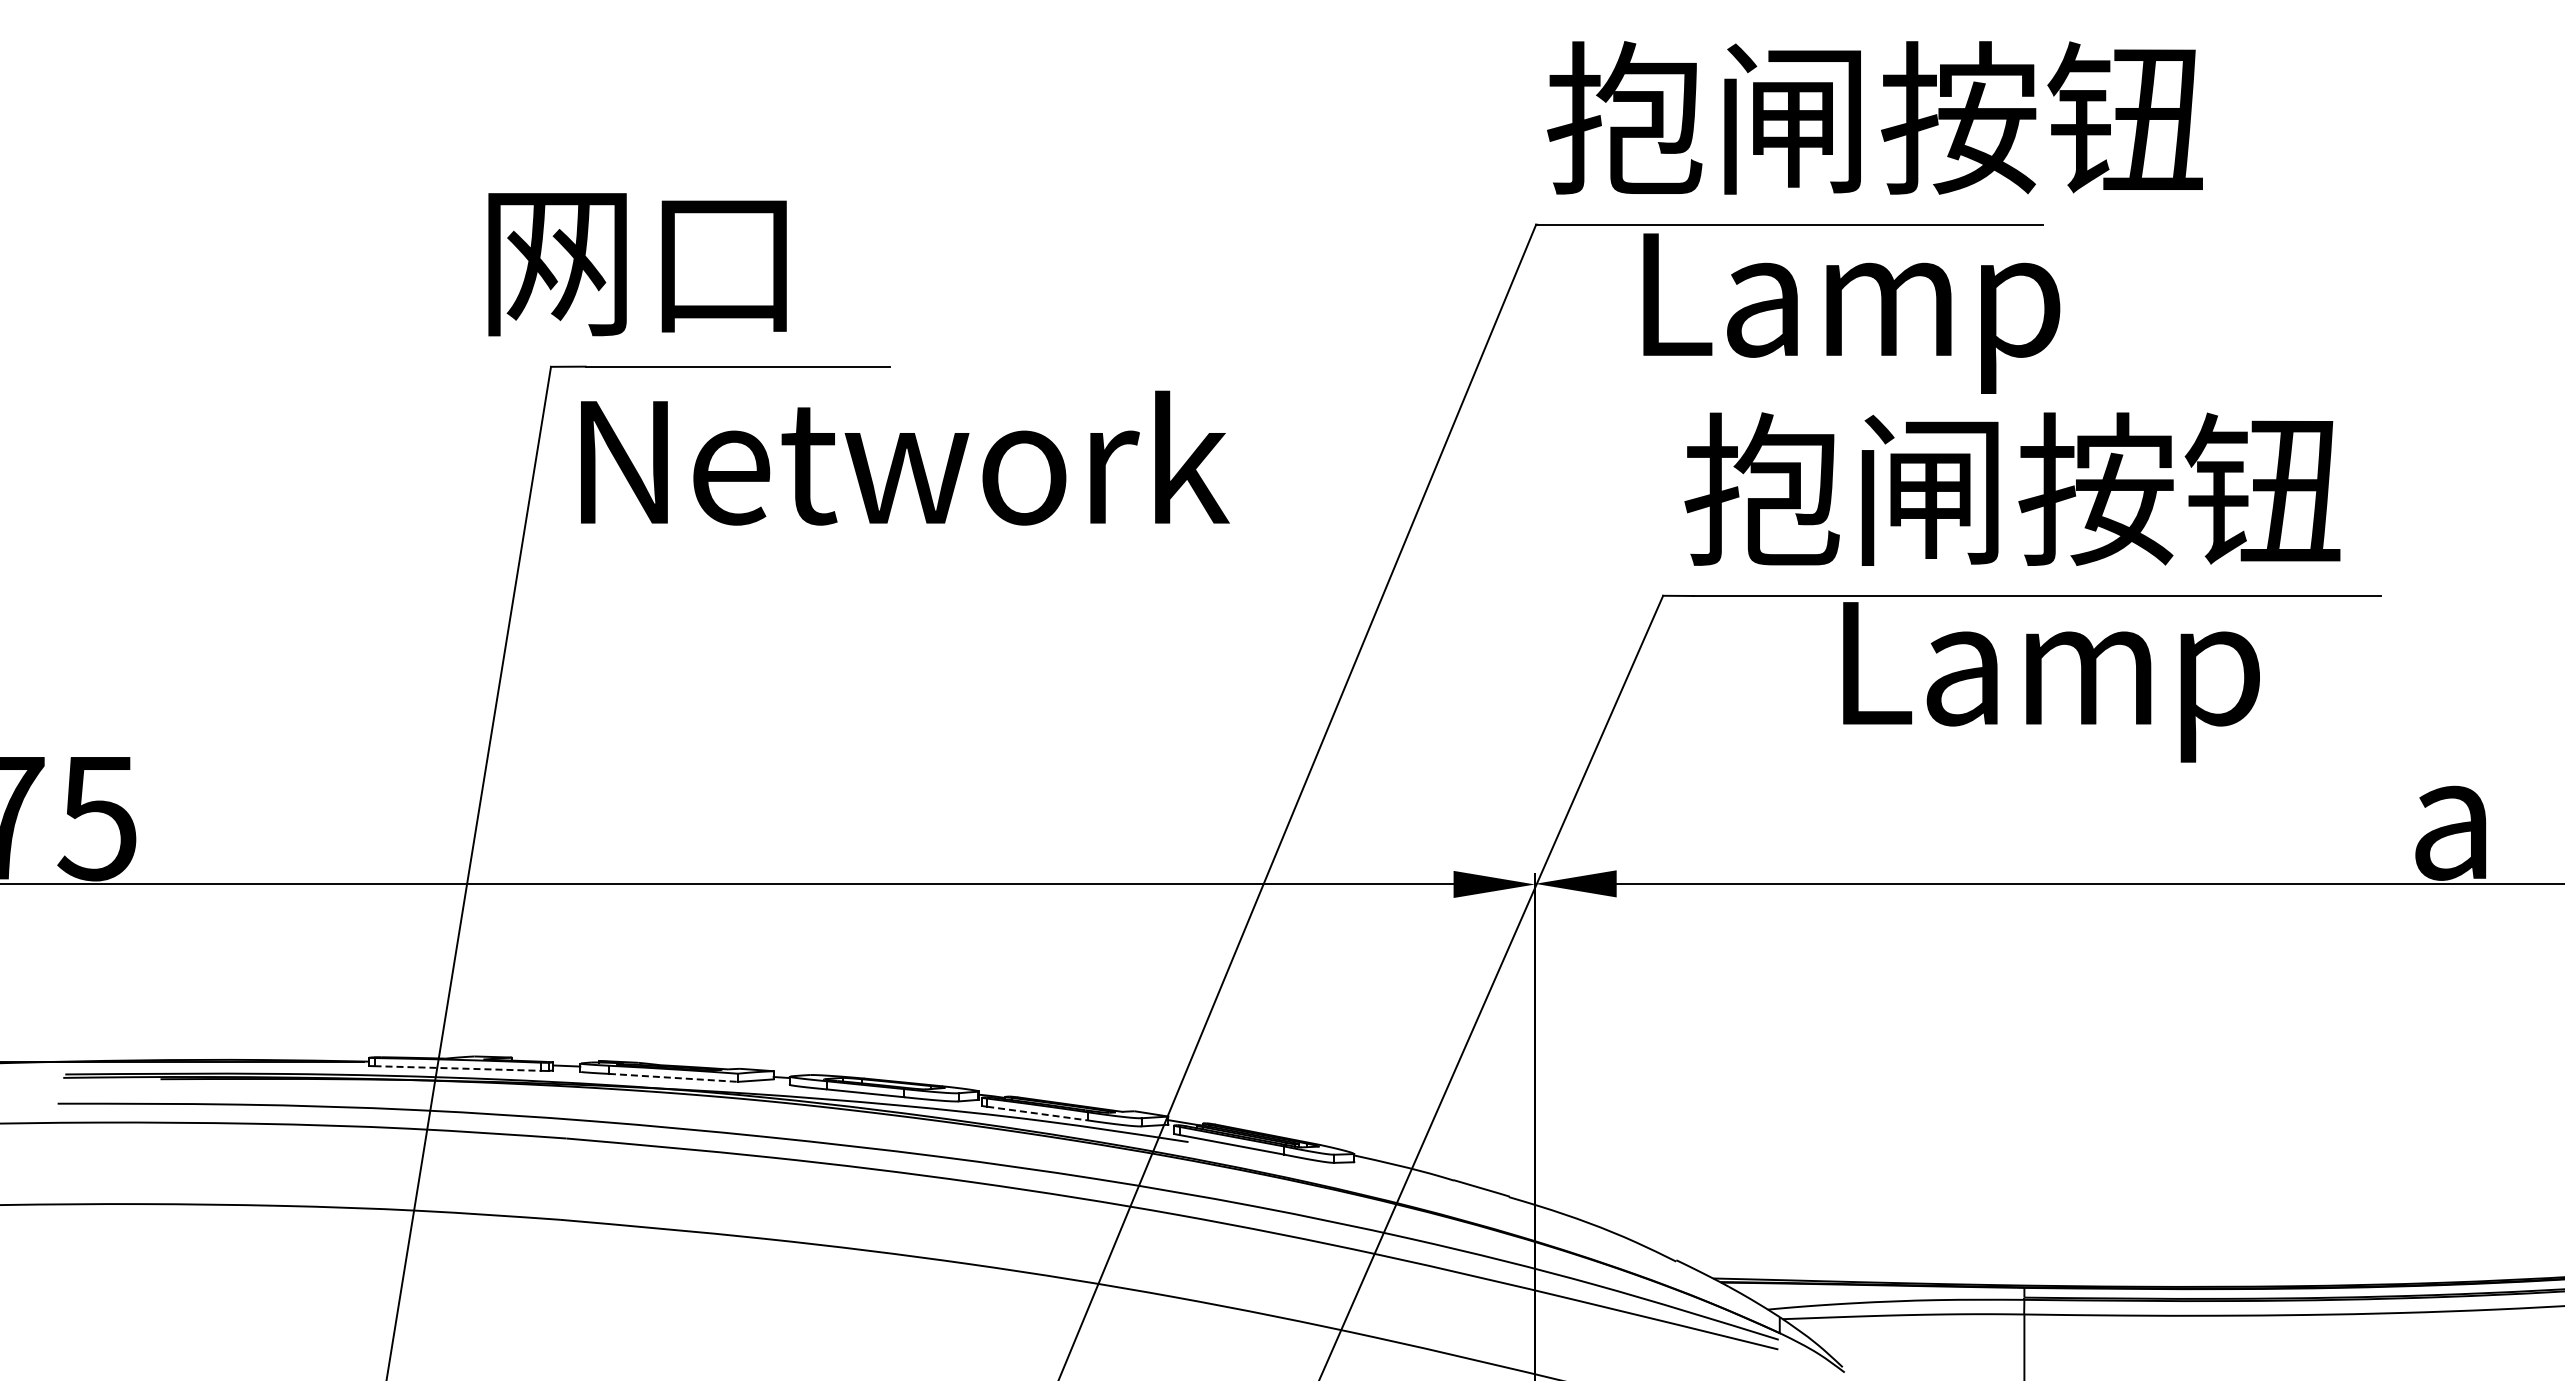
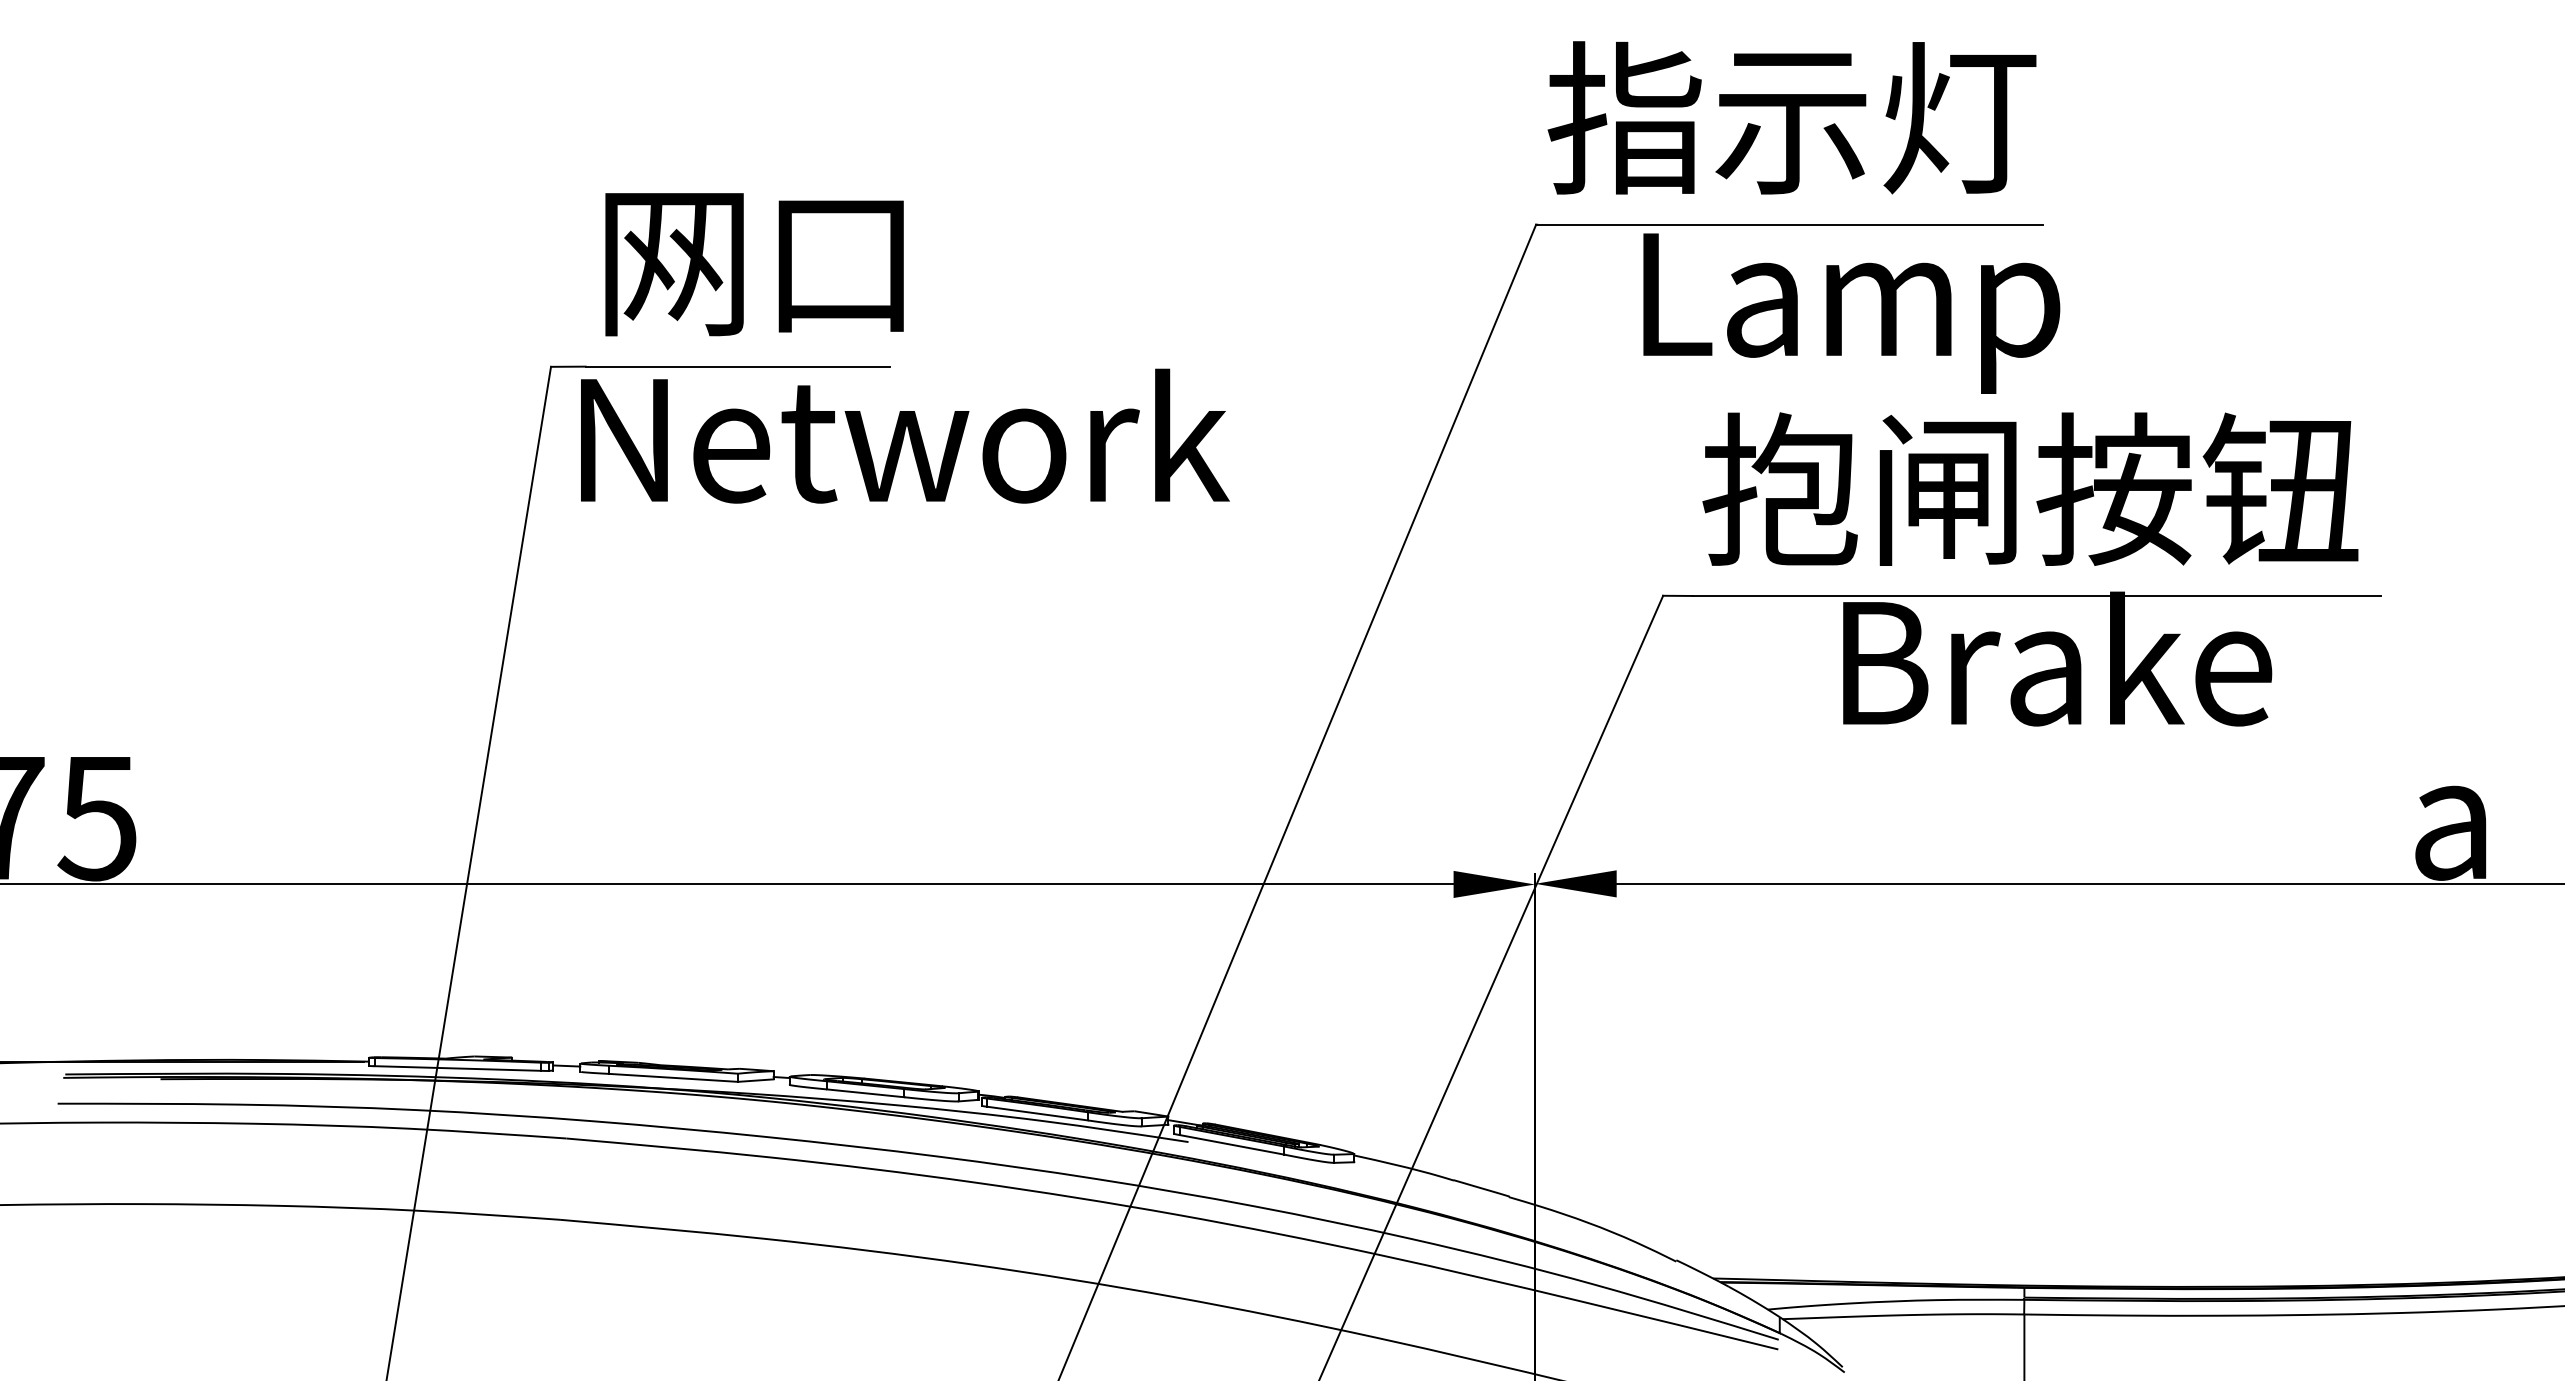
text: 抱闸按钮 -> 指示灯 (1874, 117)
text position: (637, 264) -> (754, 264) (754, 264)
text position: (905, 457) -> (905, 435) (905, 435)
text position: (2012, 488) -> (2030, 488) (2030, 488)
text: Lamp -> Brake (2065, 676)
line: dashed -> solid (458, 1068)
line: dashed -> solid (673, 1077)
line: dashed -> solid (1037, 1113)
